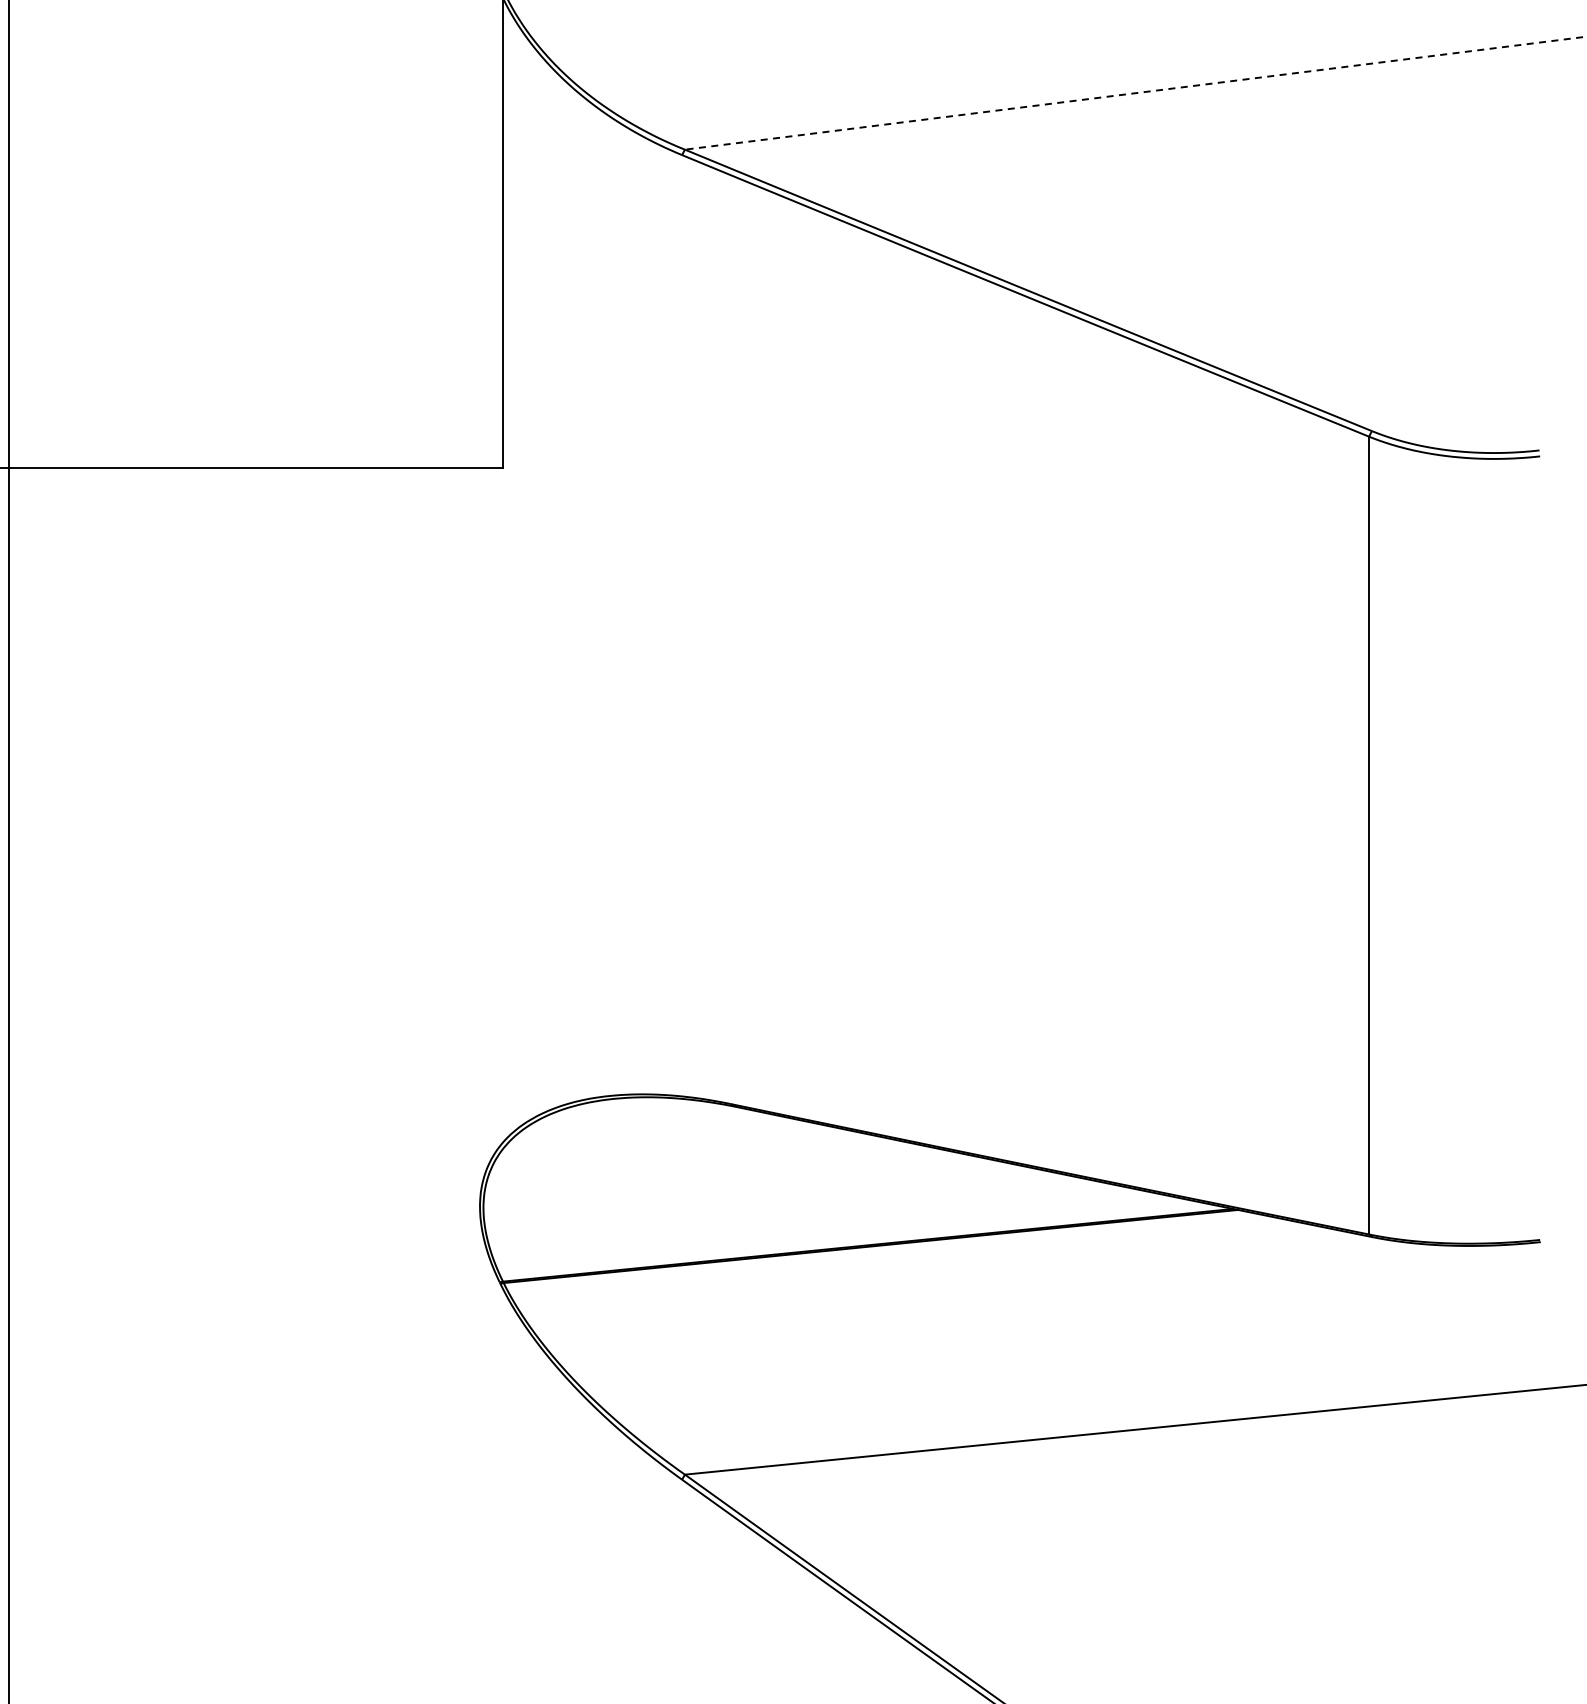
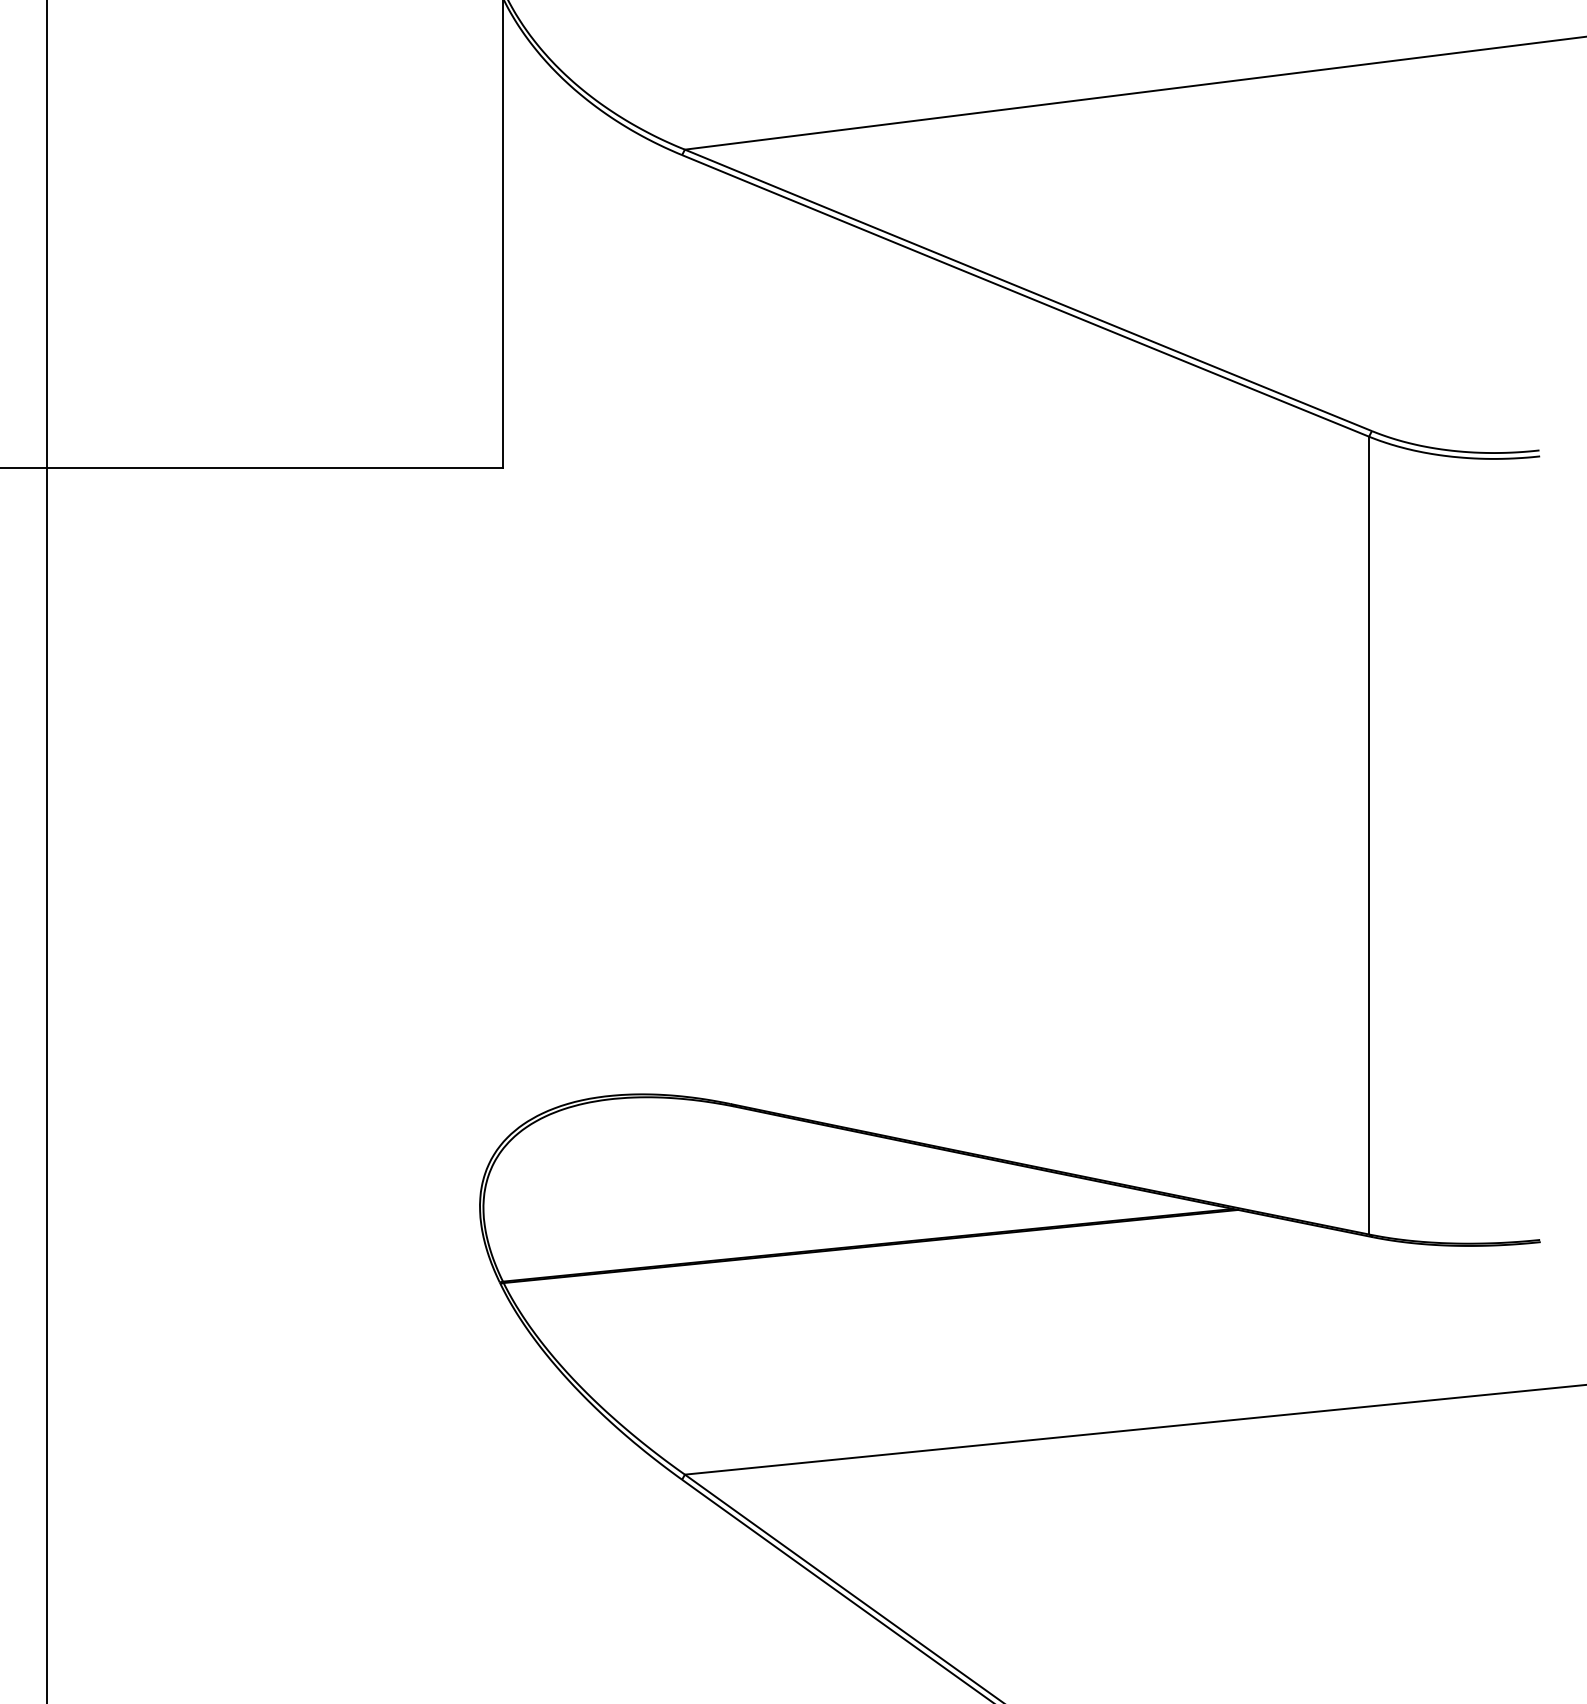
line: dashed -> solid (1135, 93)
line position: (9, 851) -> (47, 851) (47, 851)
